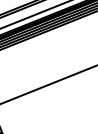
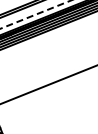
line: solid -> dashed (36, 14)
